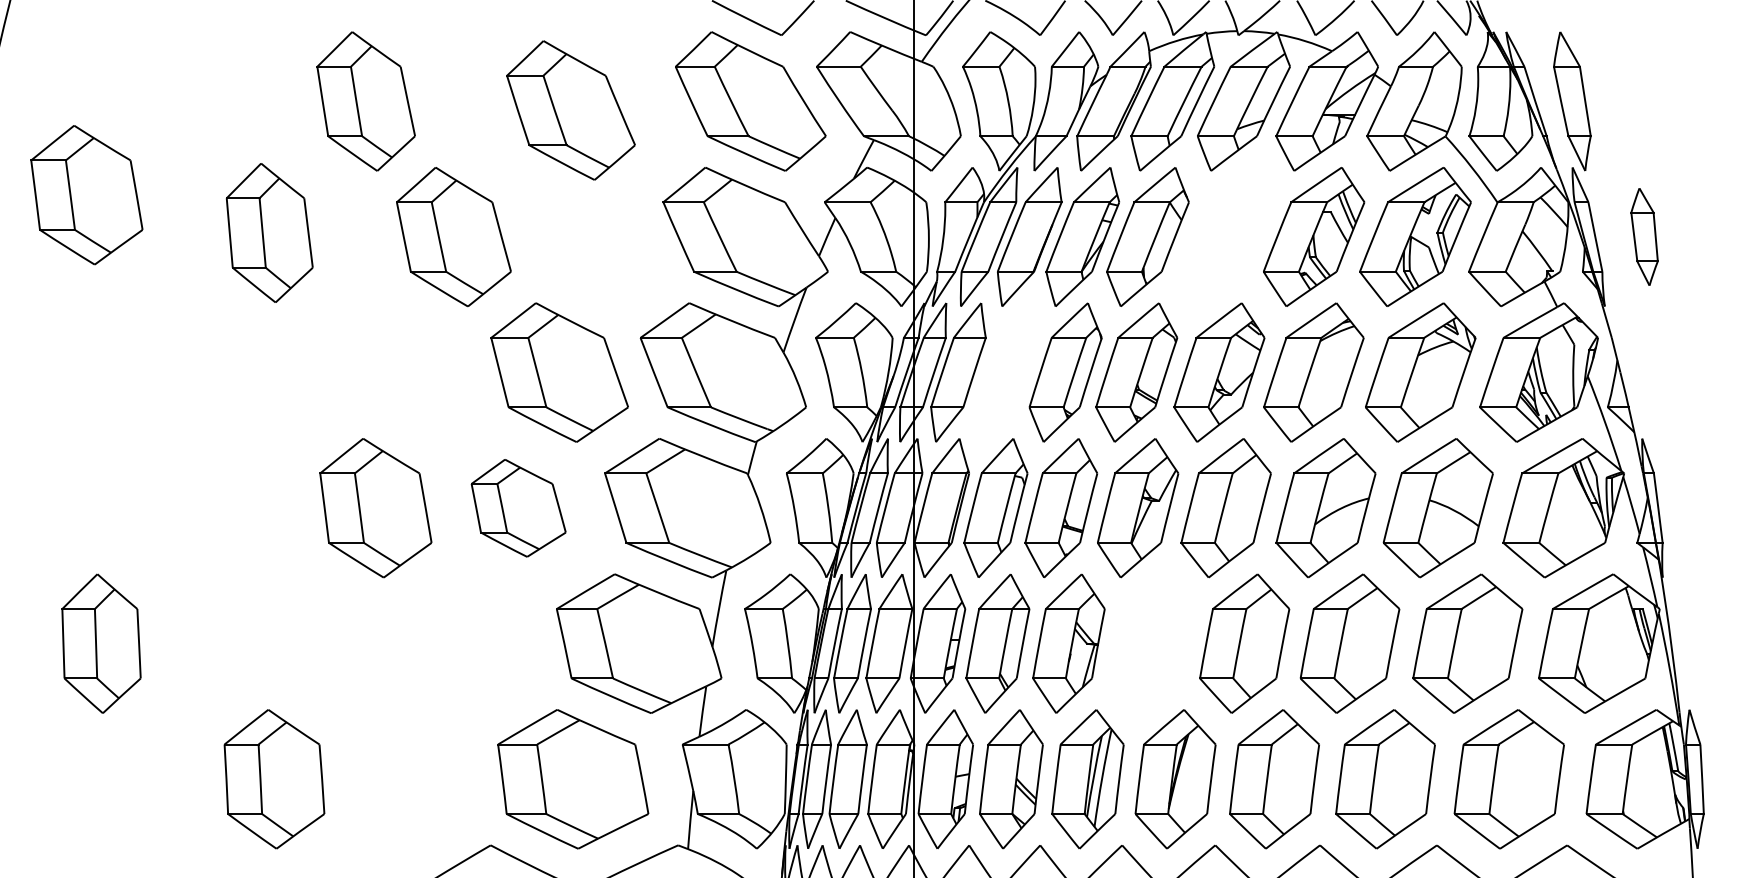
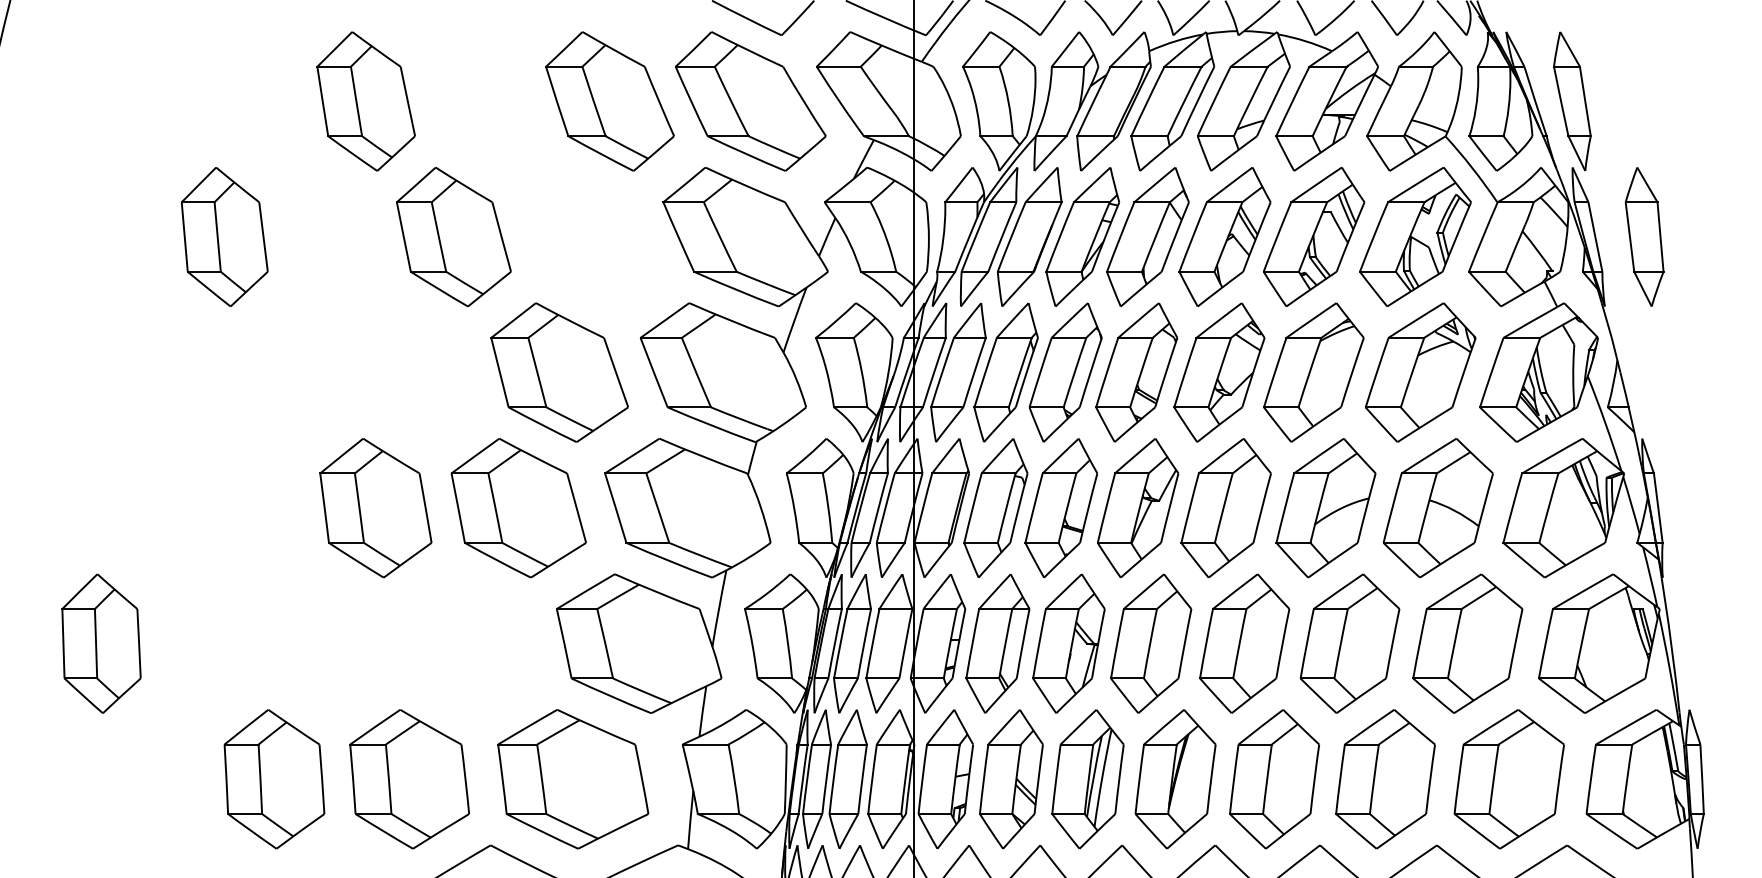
part position: (570, 110) -> (609, 101) (609, 101)
part: present -> none (86, 195)
part position: (269, 232) -> (224, 236) (224, 236)
part: none -> present (1224, 236)
part size: 29x98 px -> 41x140 px (1644, 236)
part: none -> present (1005, 372)
part size: 97x99 px -> 137x141 px (518, 508)
part: none -> present (1151, 643)
part: none -> present (409, 779)
